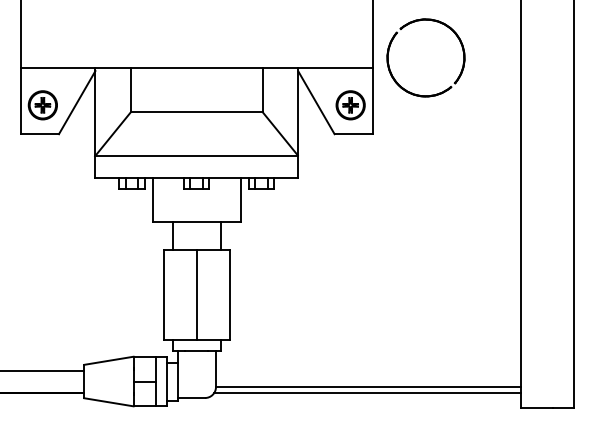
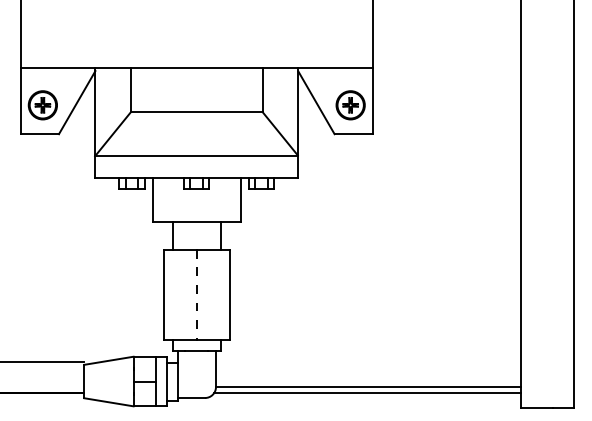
part: present -> none (402, 29)
line: solid -> dashed (196, 295)
line position: (43, 370) -> (43, 361) (43, 361)
